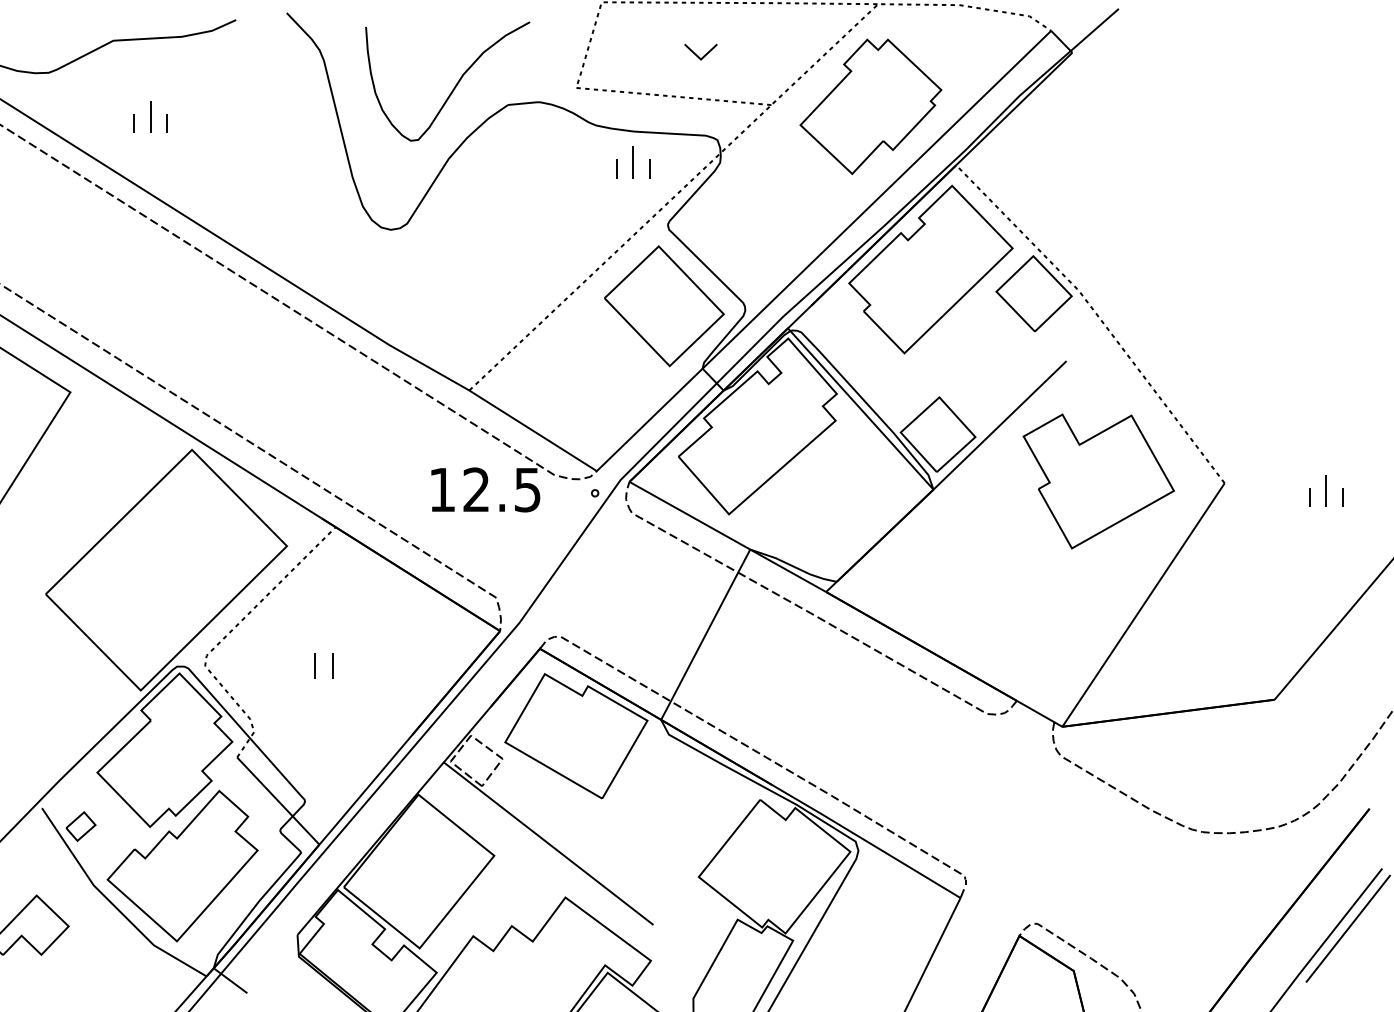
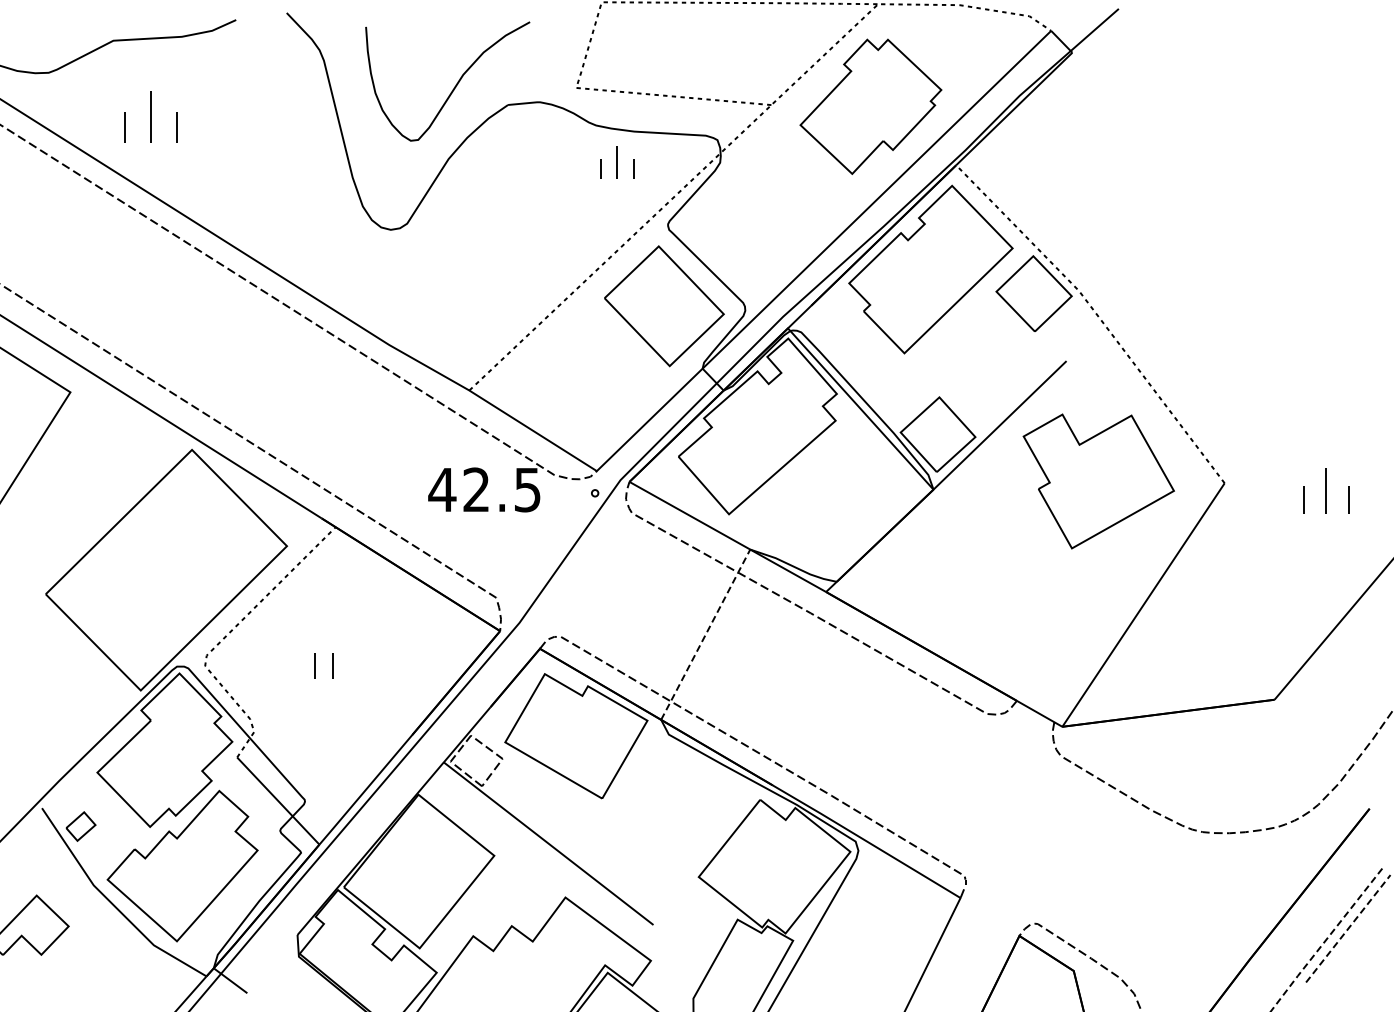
part: present -> none (700, 51)
part size: 35x32 px -> 54x52 px (150, 116)
part position: (633, 162) -> (617, 162) (617, 162)
text: 12.5 -> 42.5 (442, 489)
part size: 35x32 px -> 47x46 px (1326, 490)
line: solid -> dashed (705, 634)
line: solid -> dashed (1348, 928)
line: solid -> dashed (1325, 940)
